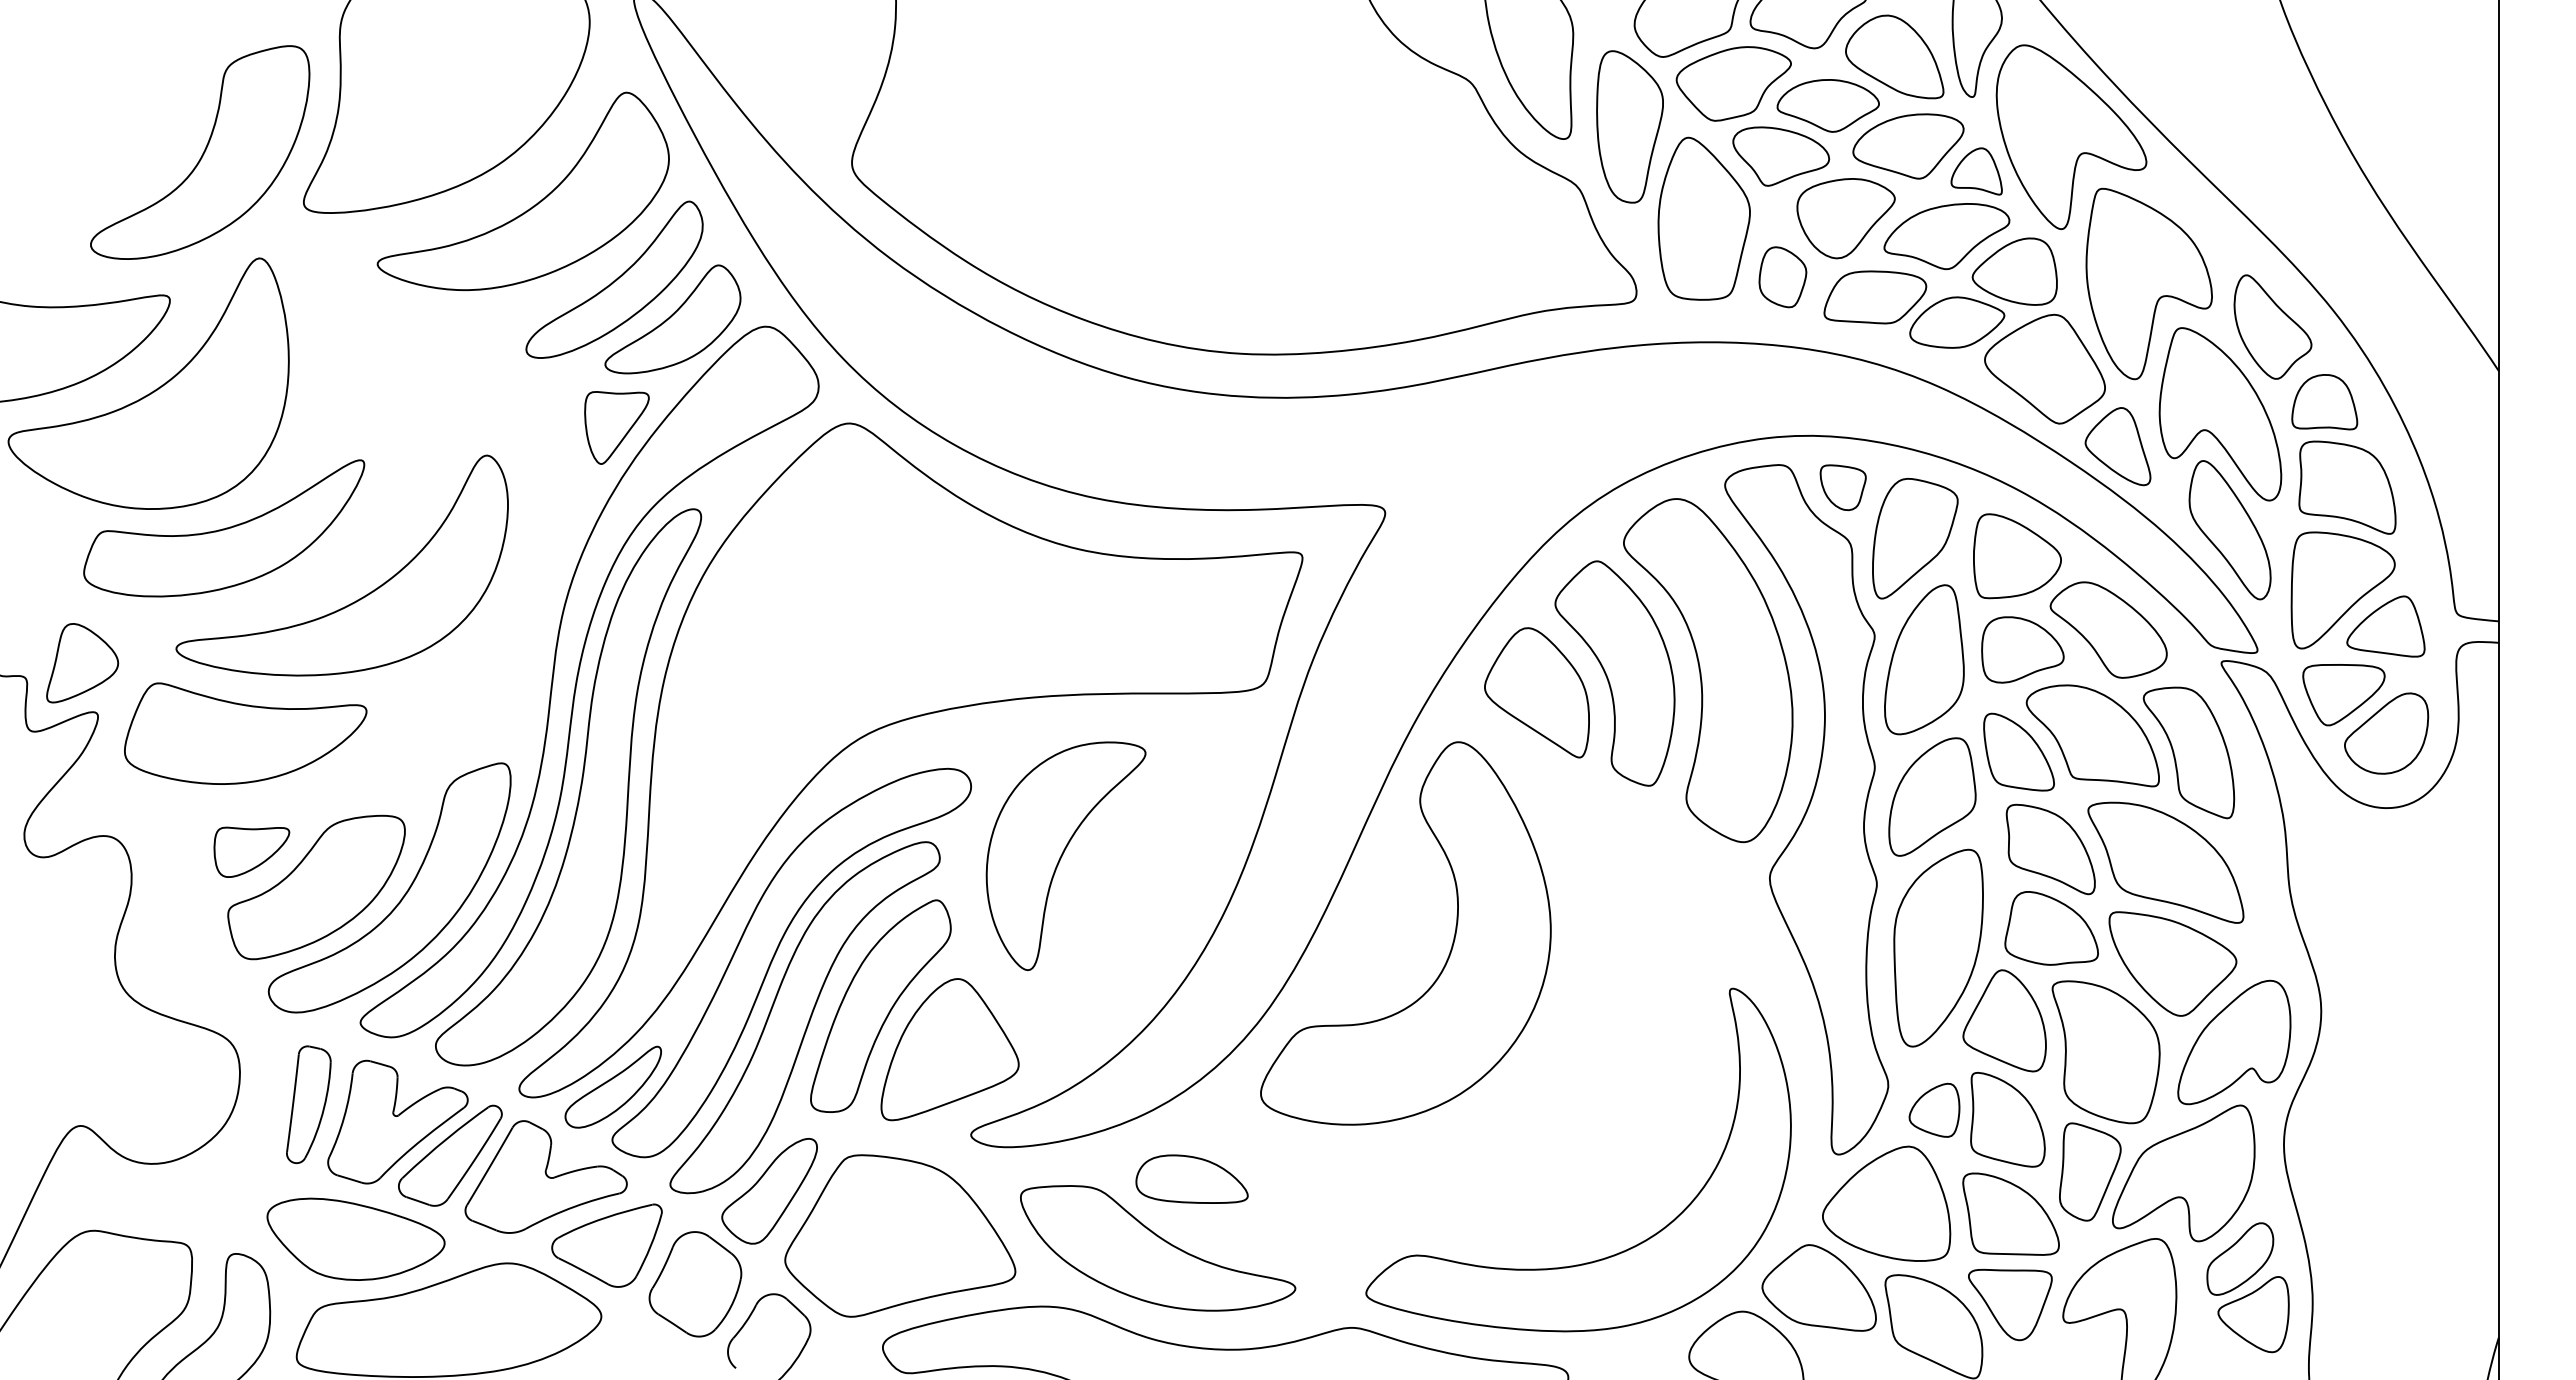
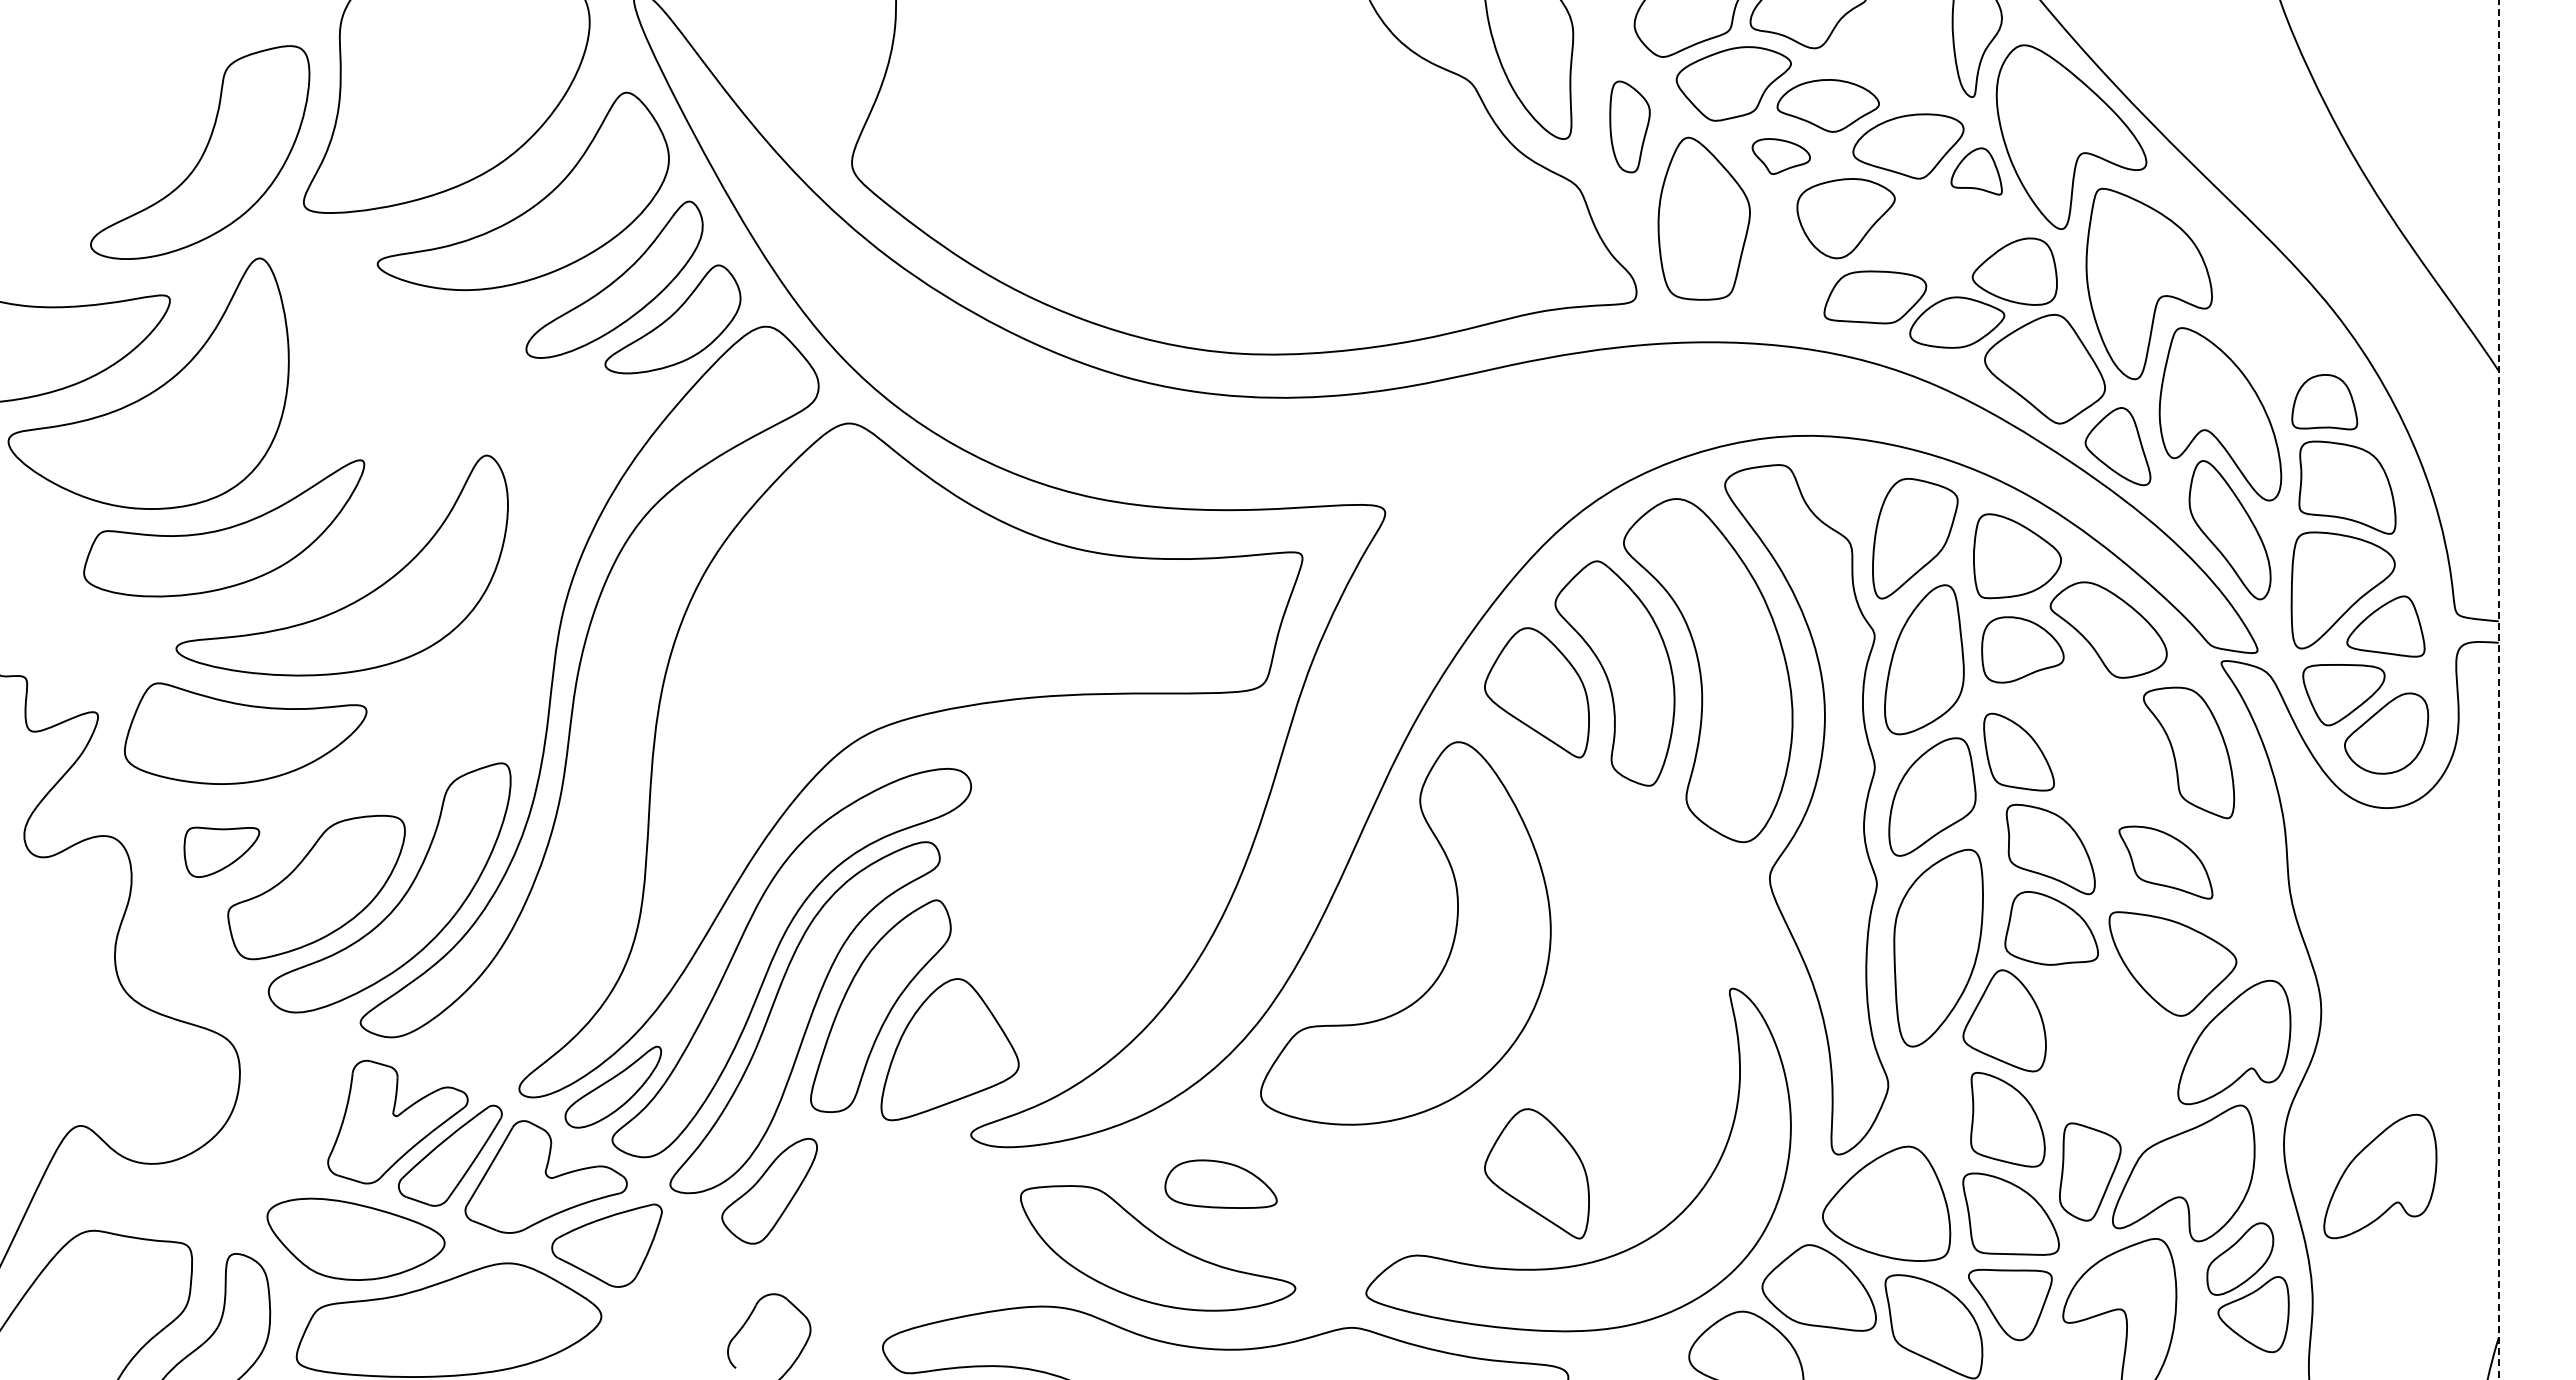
part: present -> none (1894, 56)
part size: 68x154 px -> 42x94 px (1629, 126)
part size: 99x61 px -> 60x37 px (1780, 156)
part: present -> none (1946, 236)
part: present -> none (1782, 277)
part: present -> none (2272, 326)
part: present -> none (616, 427)
part: present -> none (1842, 487)
part: present -> none (82, 663)
line: solid -> dashed (2498, 690)
part: present -> none (2092, 735)
part: present -> none (579, 788)
part position: (251, 851) -> (221, 851) (221, 851)
part: present -> none (1065, 856)
part size: 158x123 px -> 96x75 px (2165, 862)
part: present -> none (2105, 1052)
part: present -> none (308, 1104)
part: present -> none (1934, 1109)
part: none -> present (1536, 1173)
part: none -> present (2380, 1176)
part position: (1191, 1178) -> (1220, 1183) (1220, 1183)
part: present -> none (900, 1235)
part: present -> none (695, 1284)
